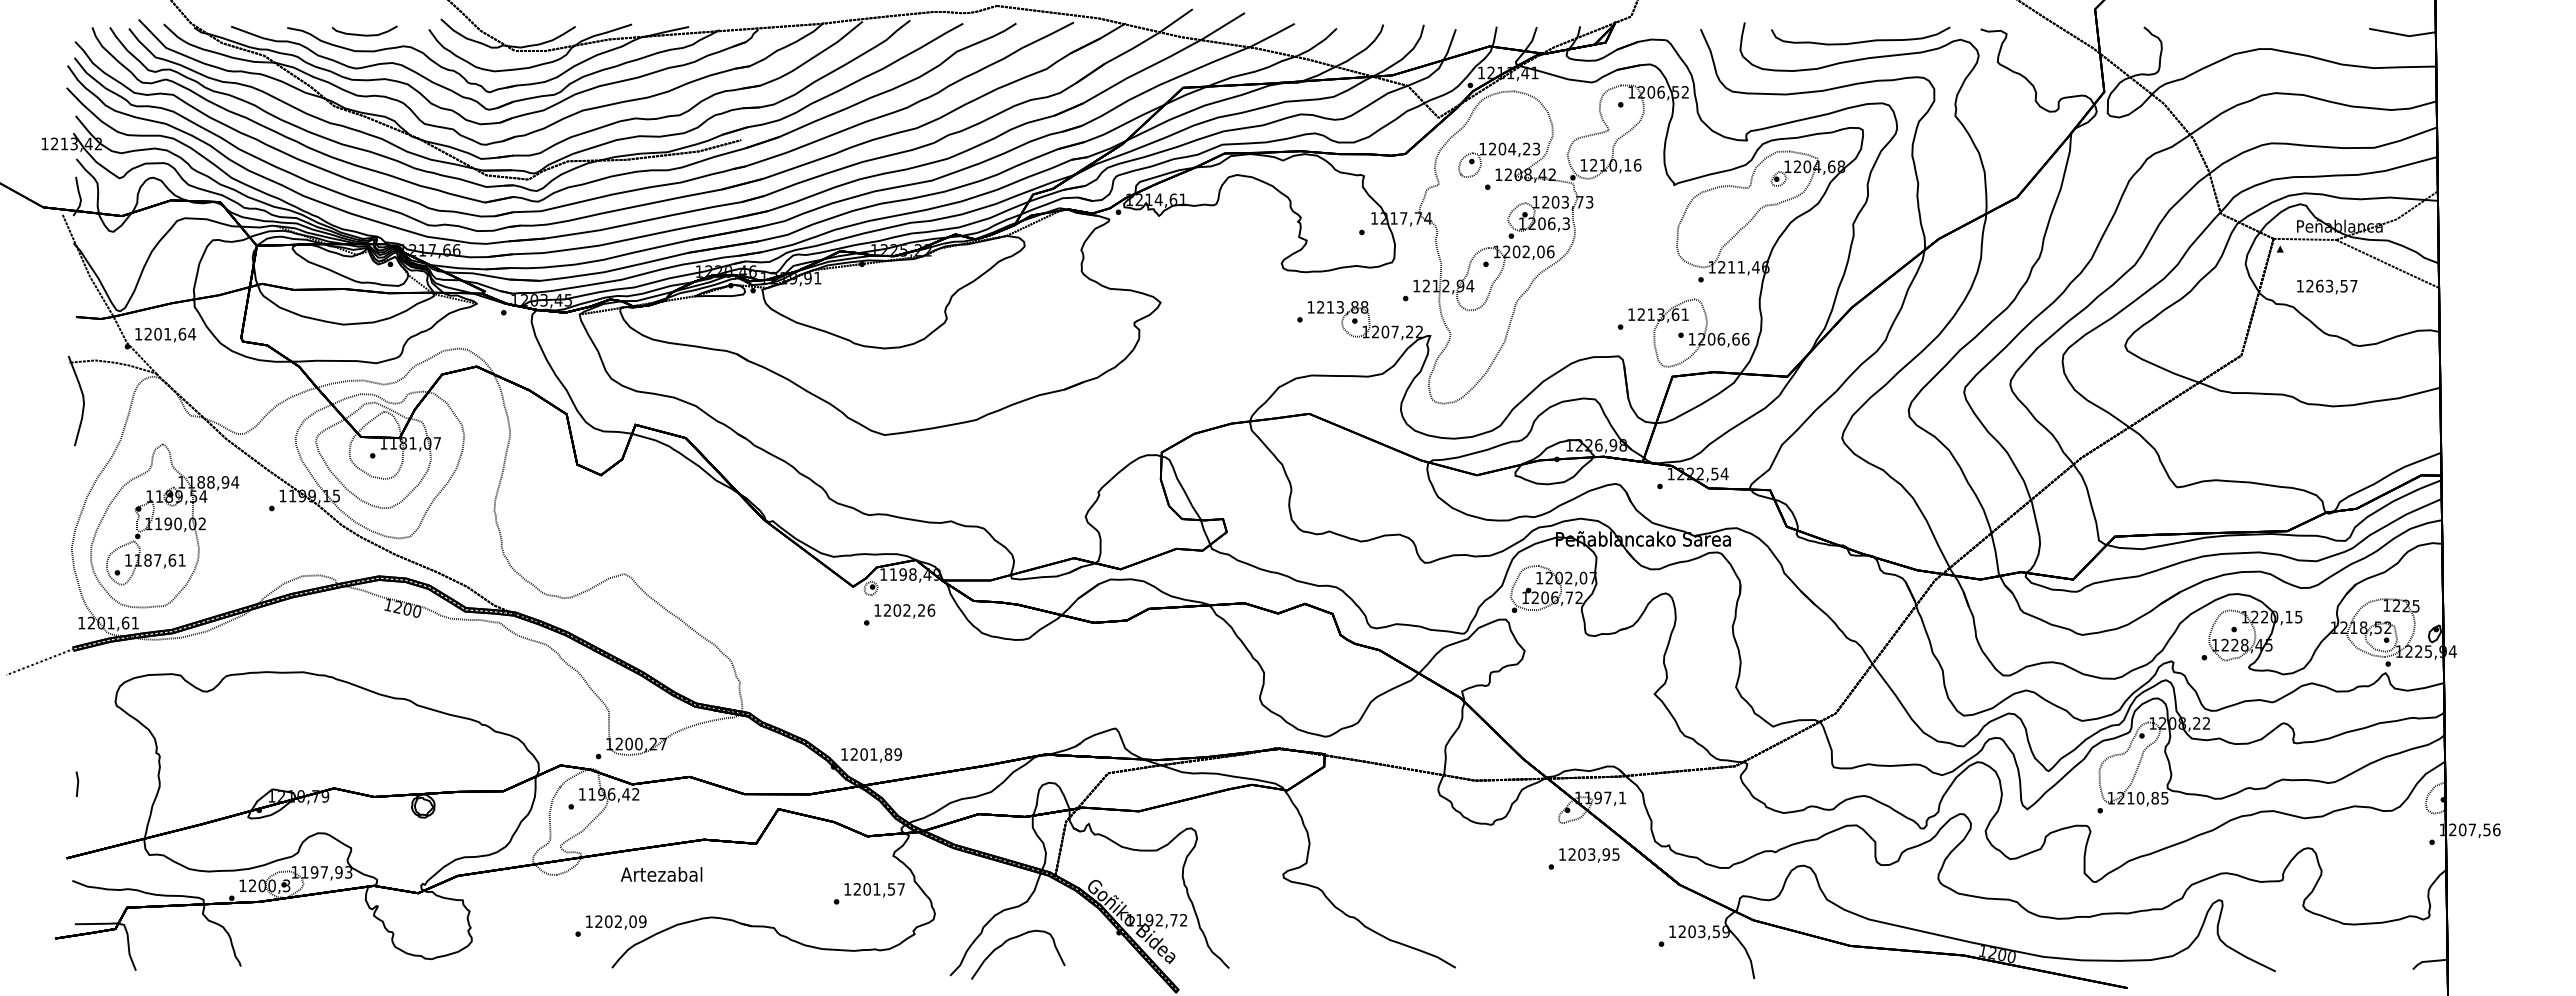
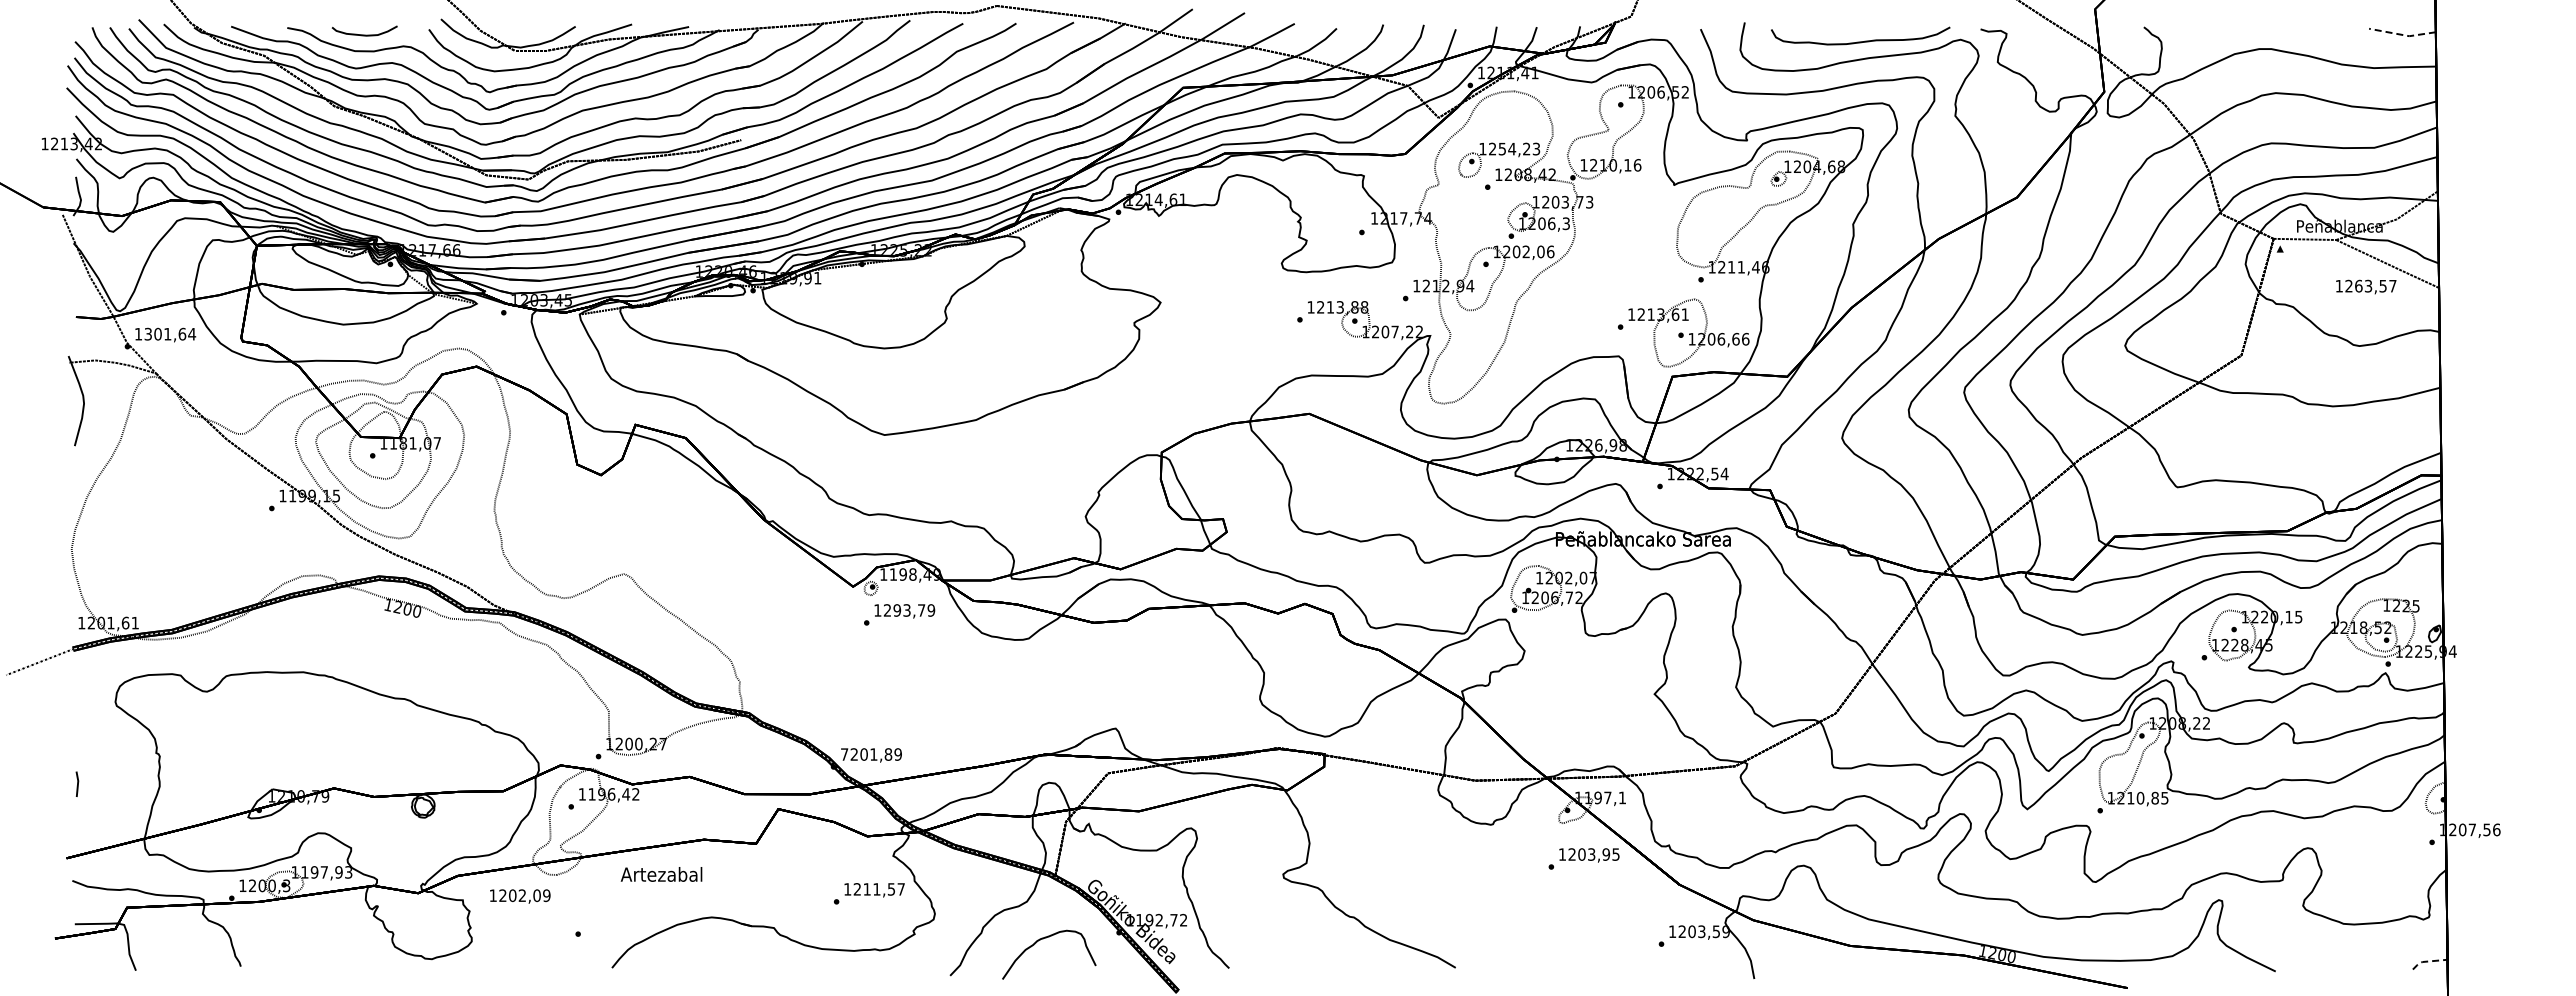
line: solid -> dashed (2402, 34)
text: 1204,23 -> 1254,23 (1502, 148)
text position: (2327, 286) -> (2366, 286) (2366, 286)
text: 1201,64 -> 1301,64 (147, 334)
part: present -> none (164, 525)
text: 1202,26 -> 1293,79 (914, 610)
text: 1201,89 -> 7201,89 (844, 754)
text: 1201,57 -> 1211,57 (866, 889)
text position: (616, 922) -> (520, 896) (520, 896)
curve position: (1012, 939) -> (1043, 939) (1043, 939)
line: solid -> dashed (2428, 961)
